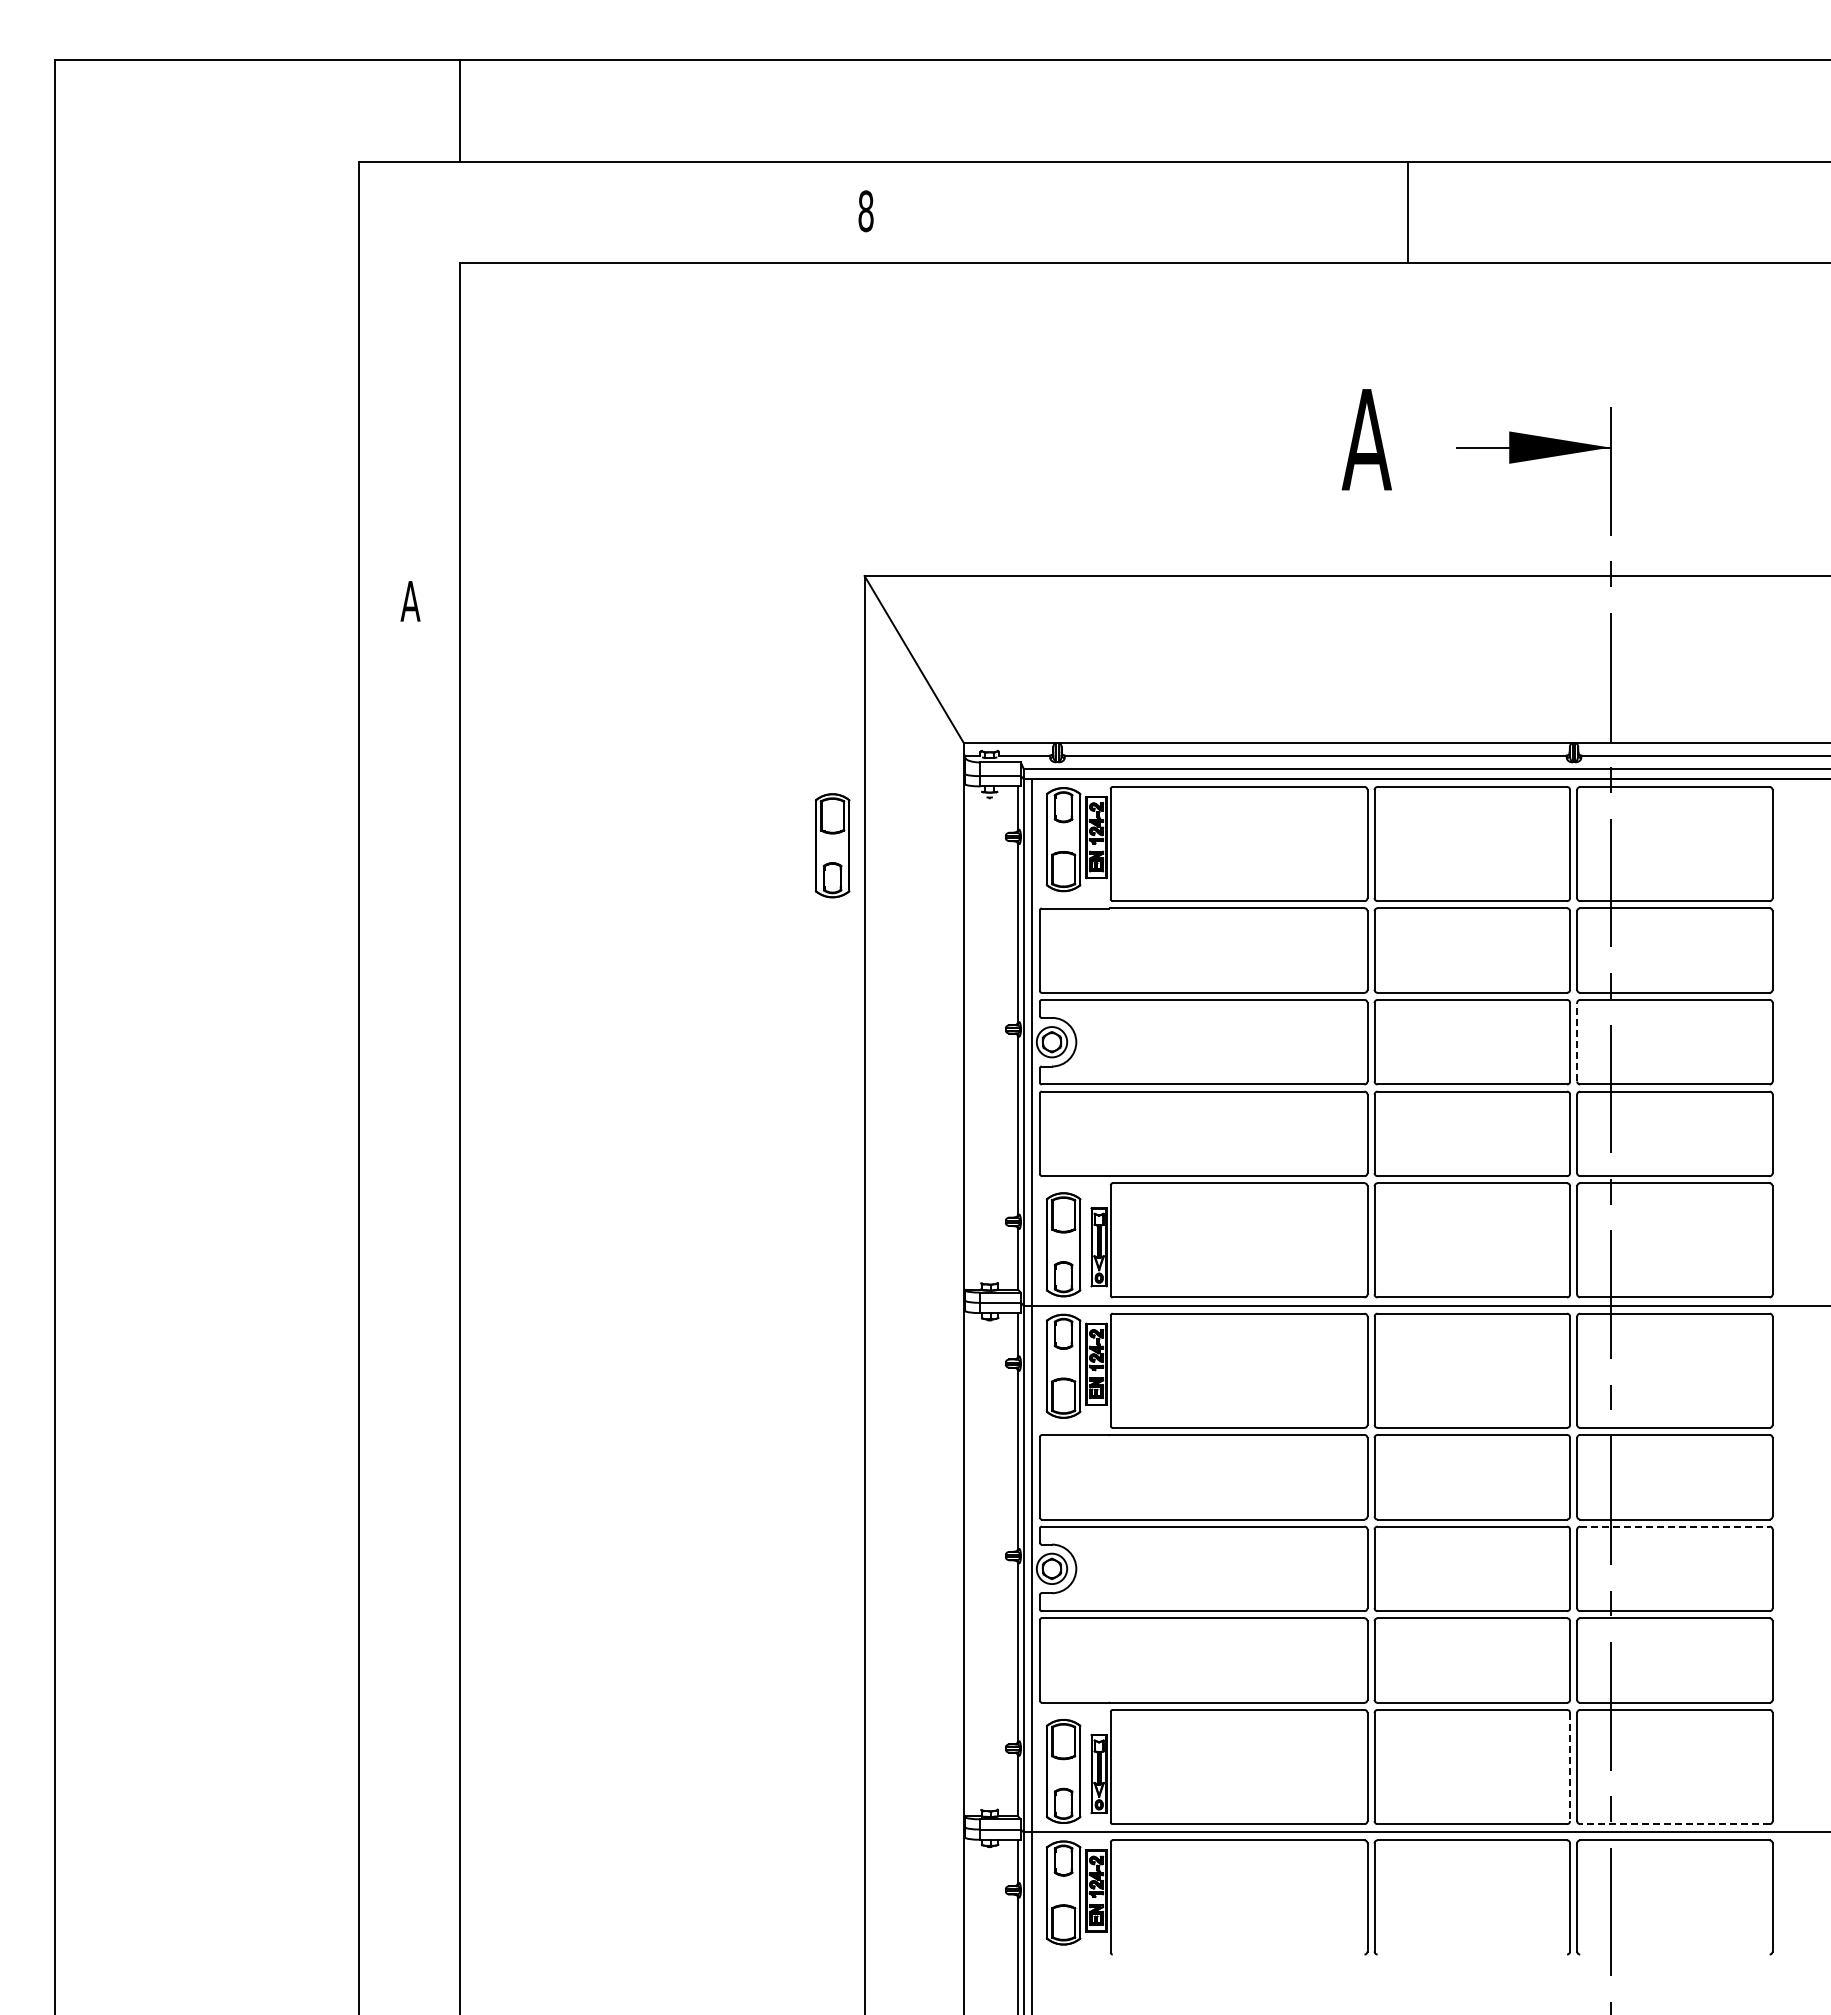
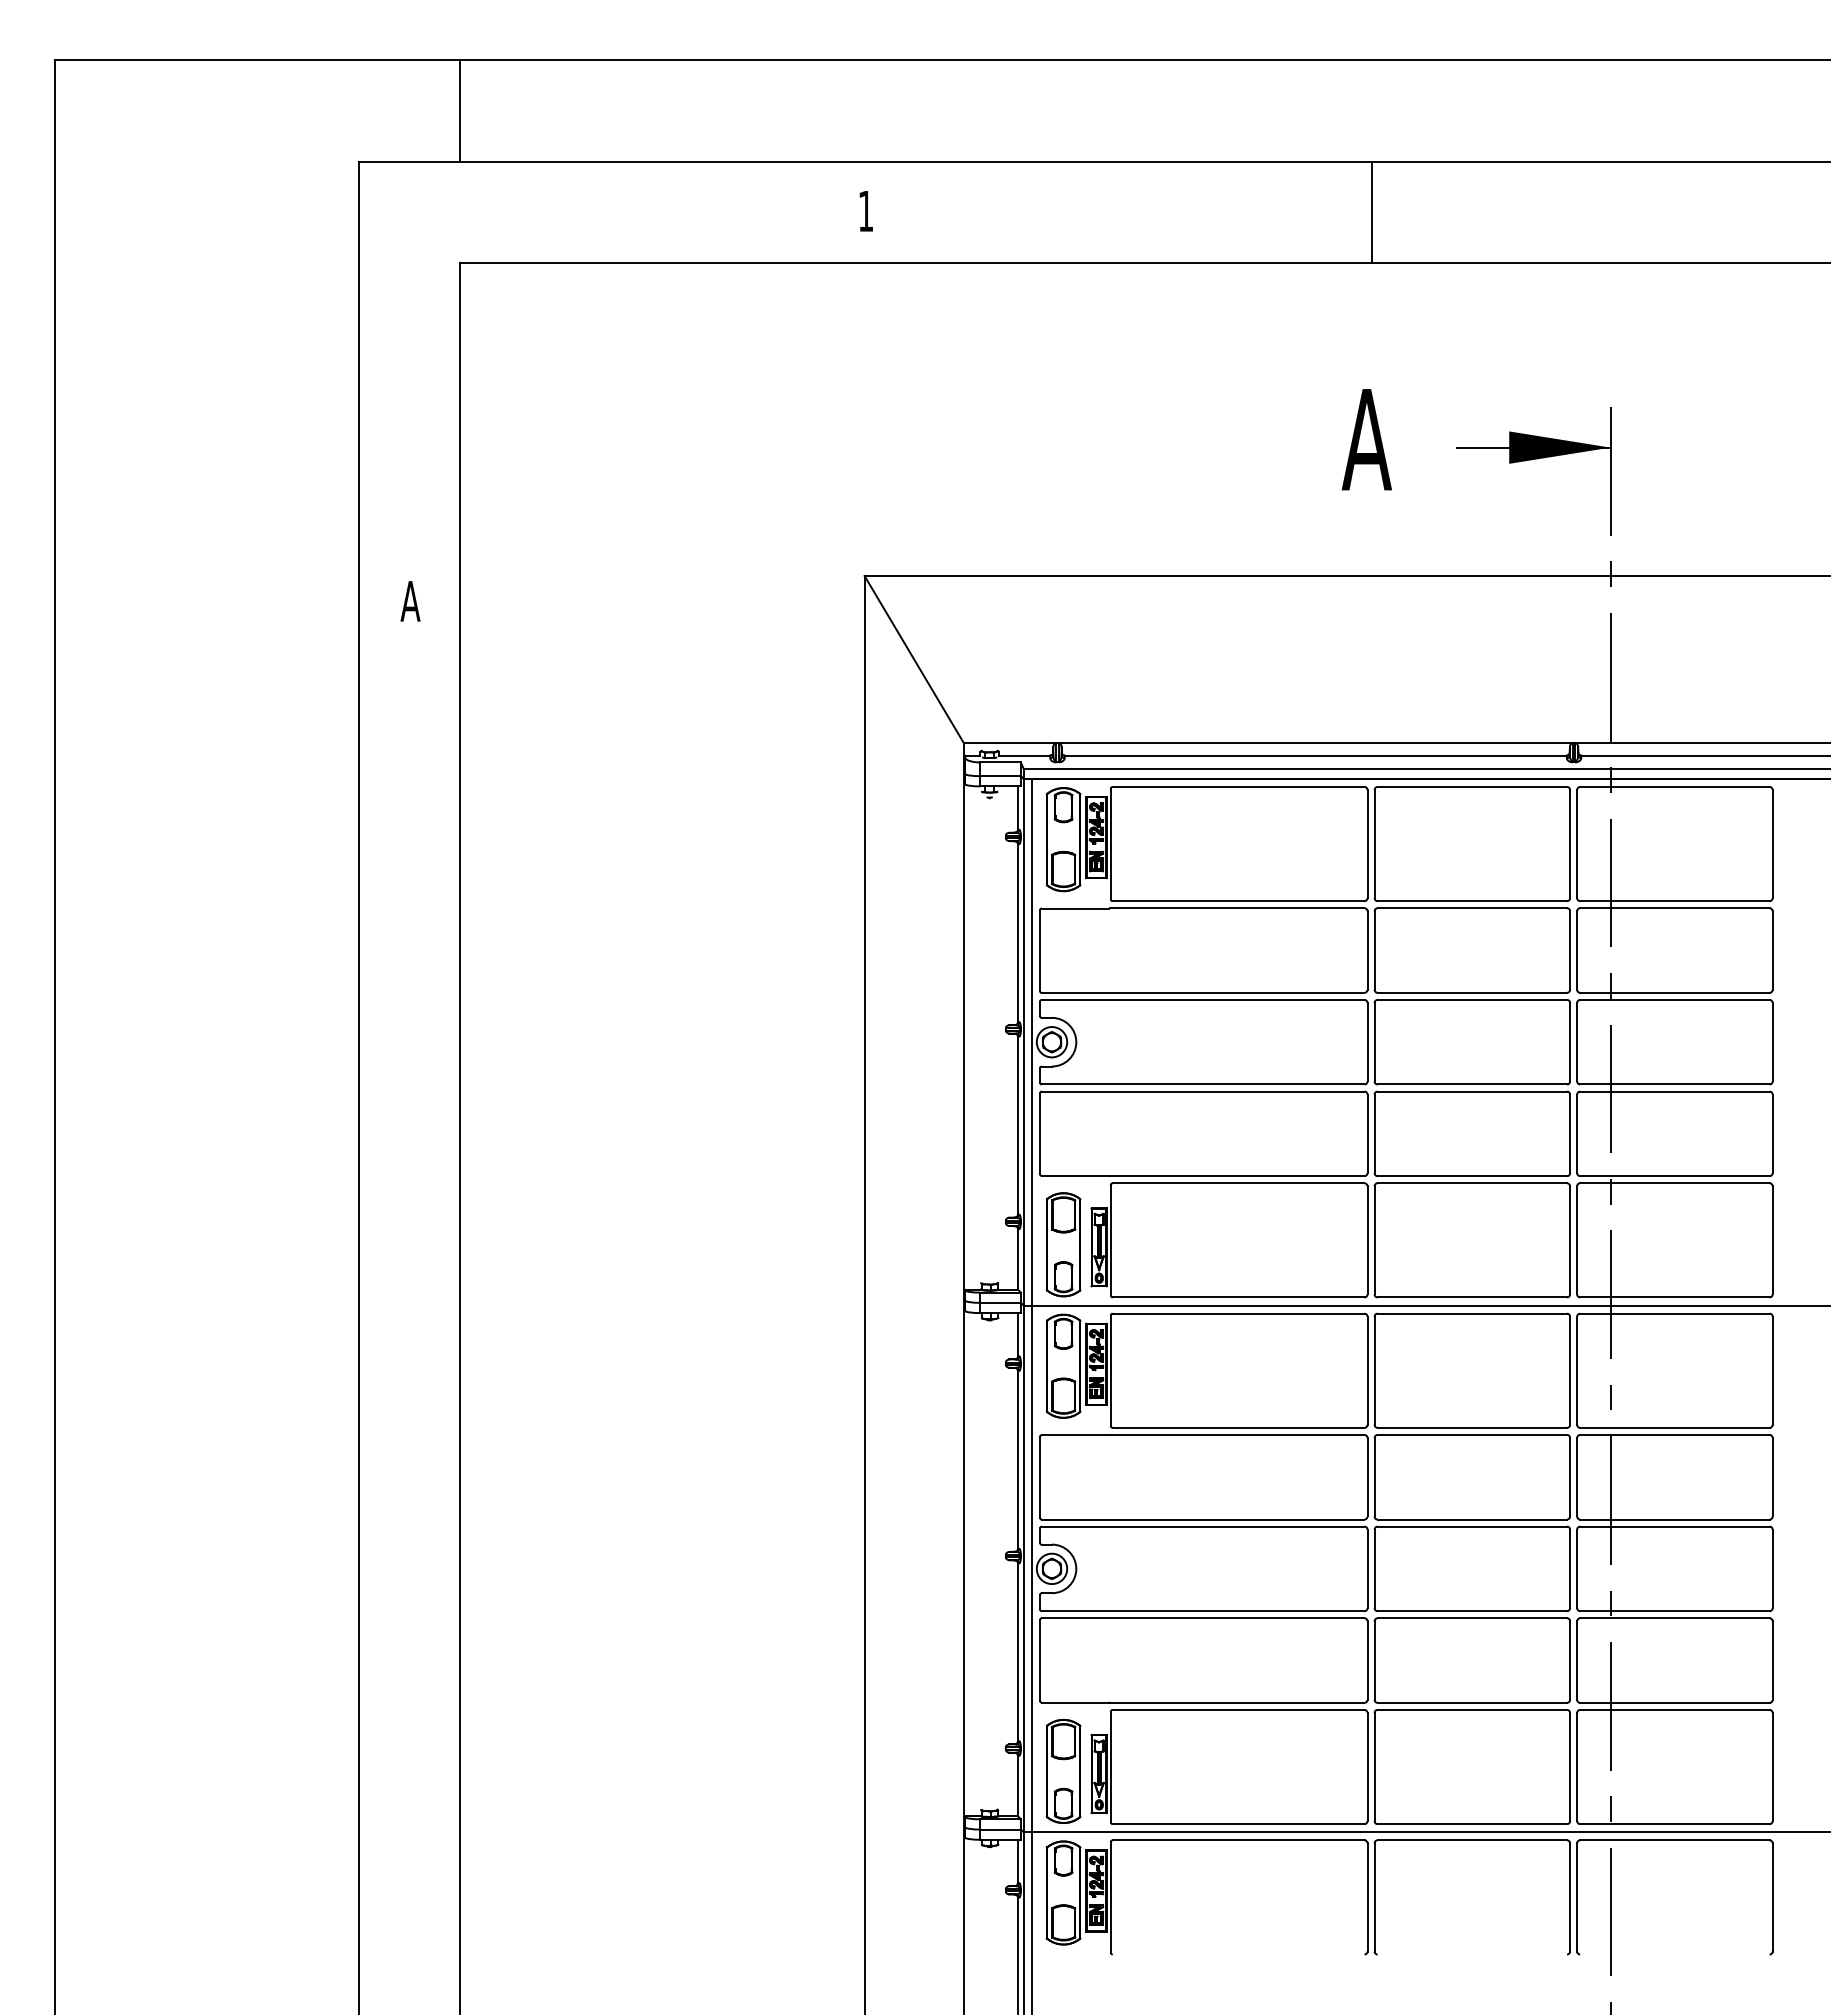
text: 8 -> 1 (865, 211)
line position: (1407, 212) -> (1371, 212) (1371, 212)
part: present -> none (832, 845)
line: dashed -> solid (1577, 1041)
line: dashed -> solid (1674, 1526)
line: dashed -> solid (1570, 1767)
line: dashed -> solid (1674, 1824)
